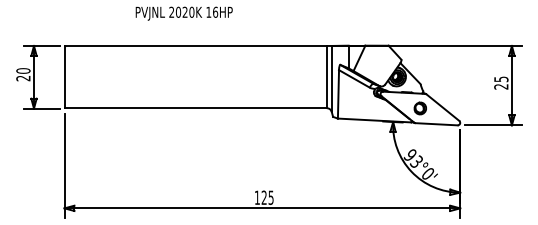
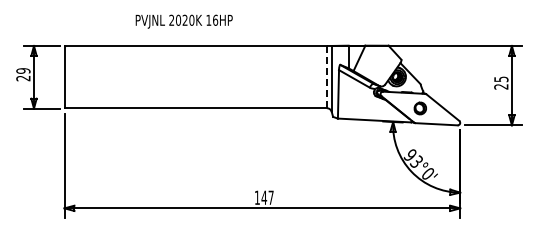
text position: (183, 13) -> (183, 21) (183, 21)
text: 20 -> 29 (23, 70)
line: solid -> dashed (326, 76)
text: 125 -> 147 (267, 197)
